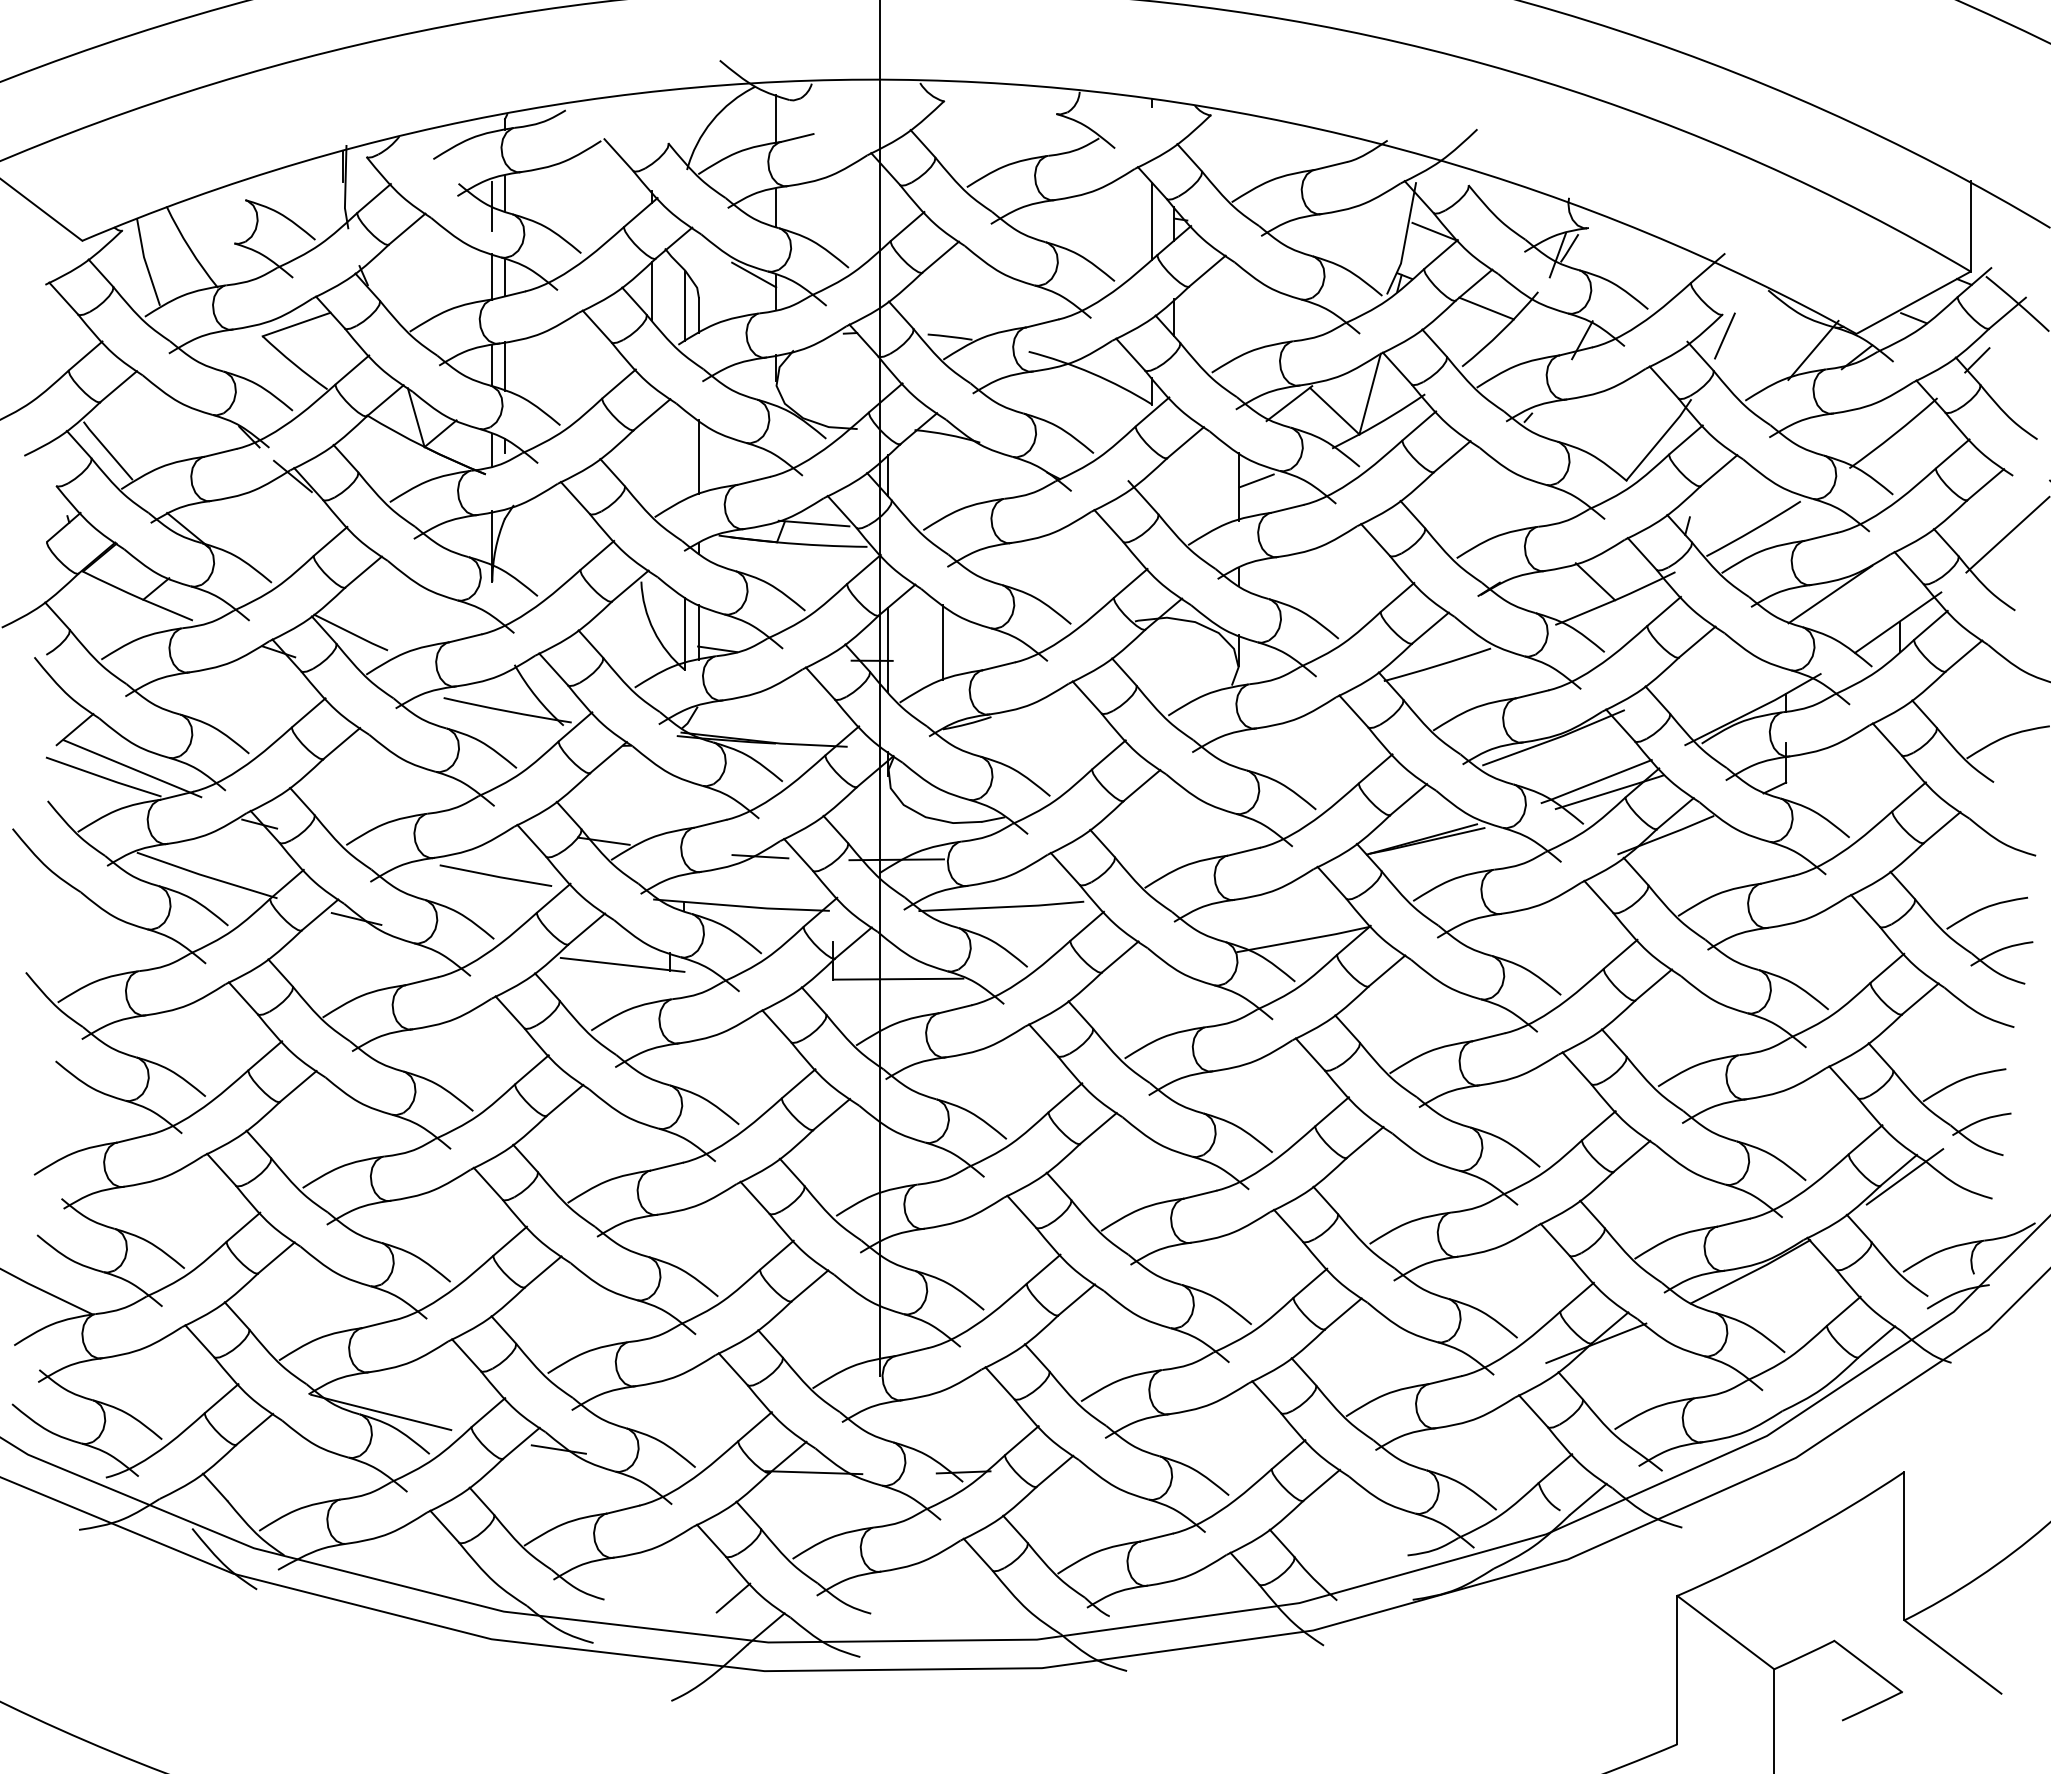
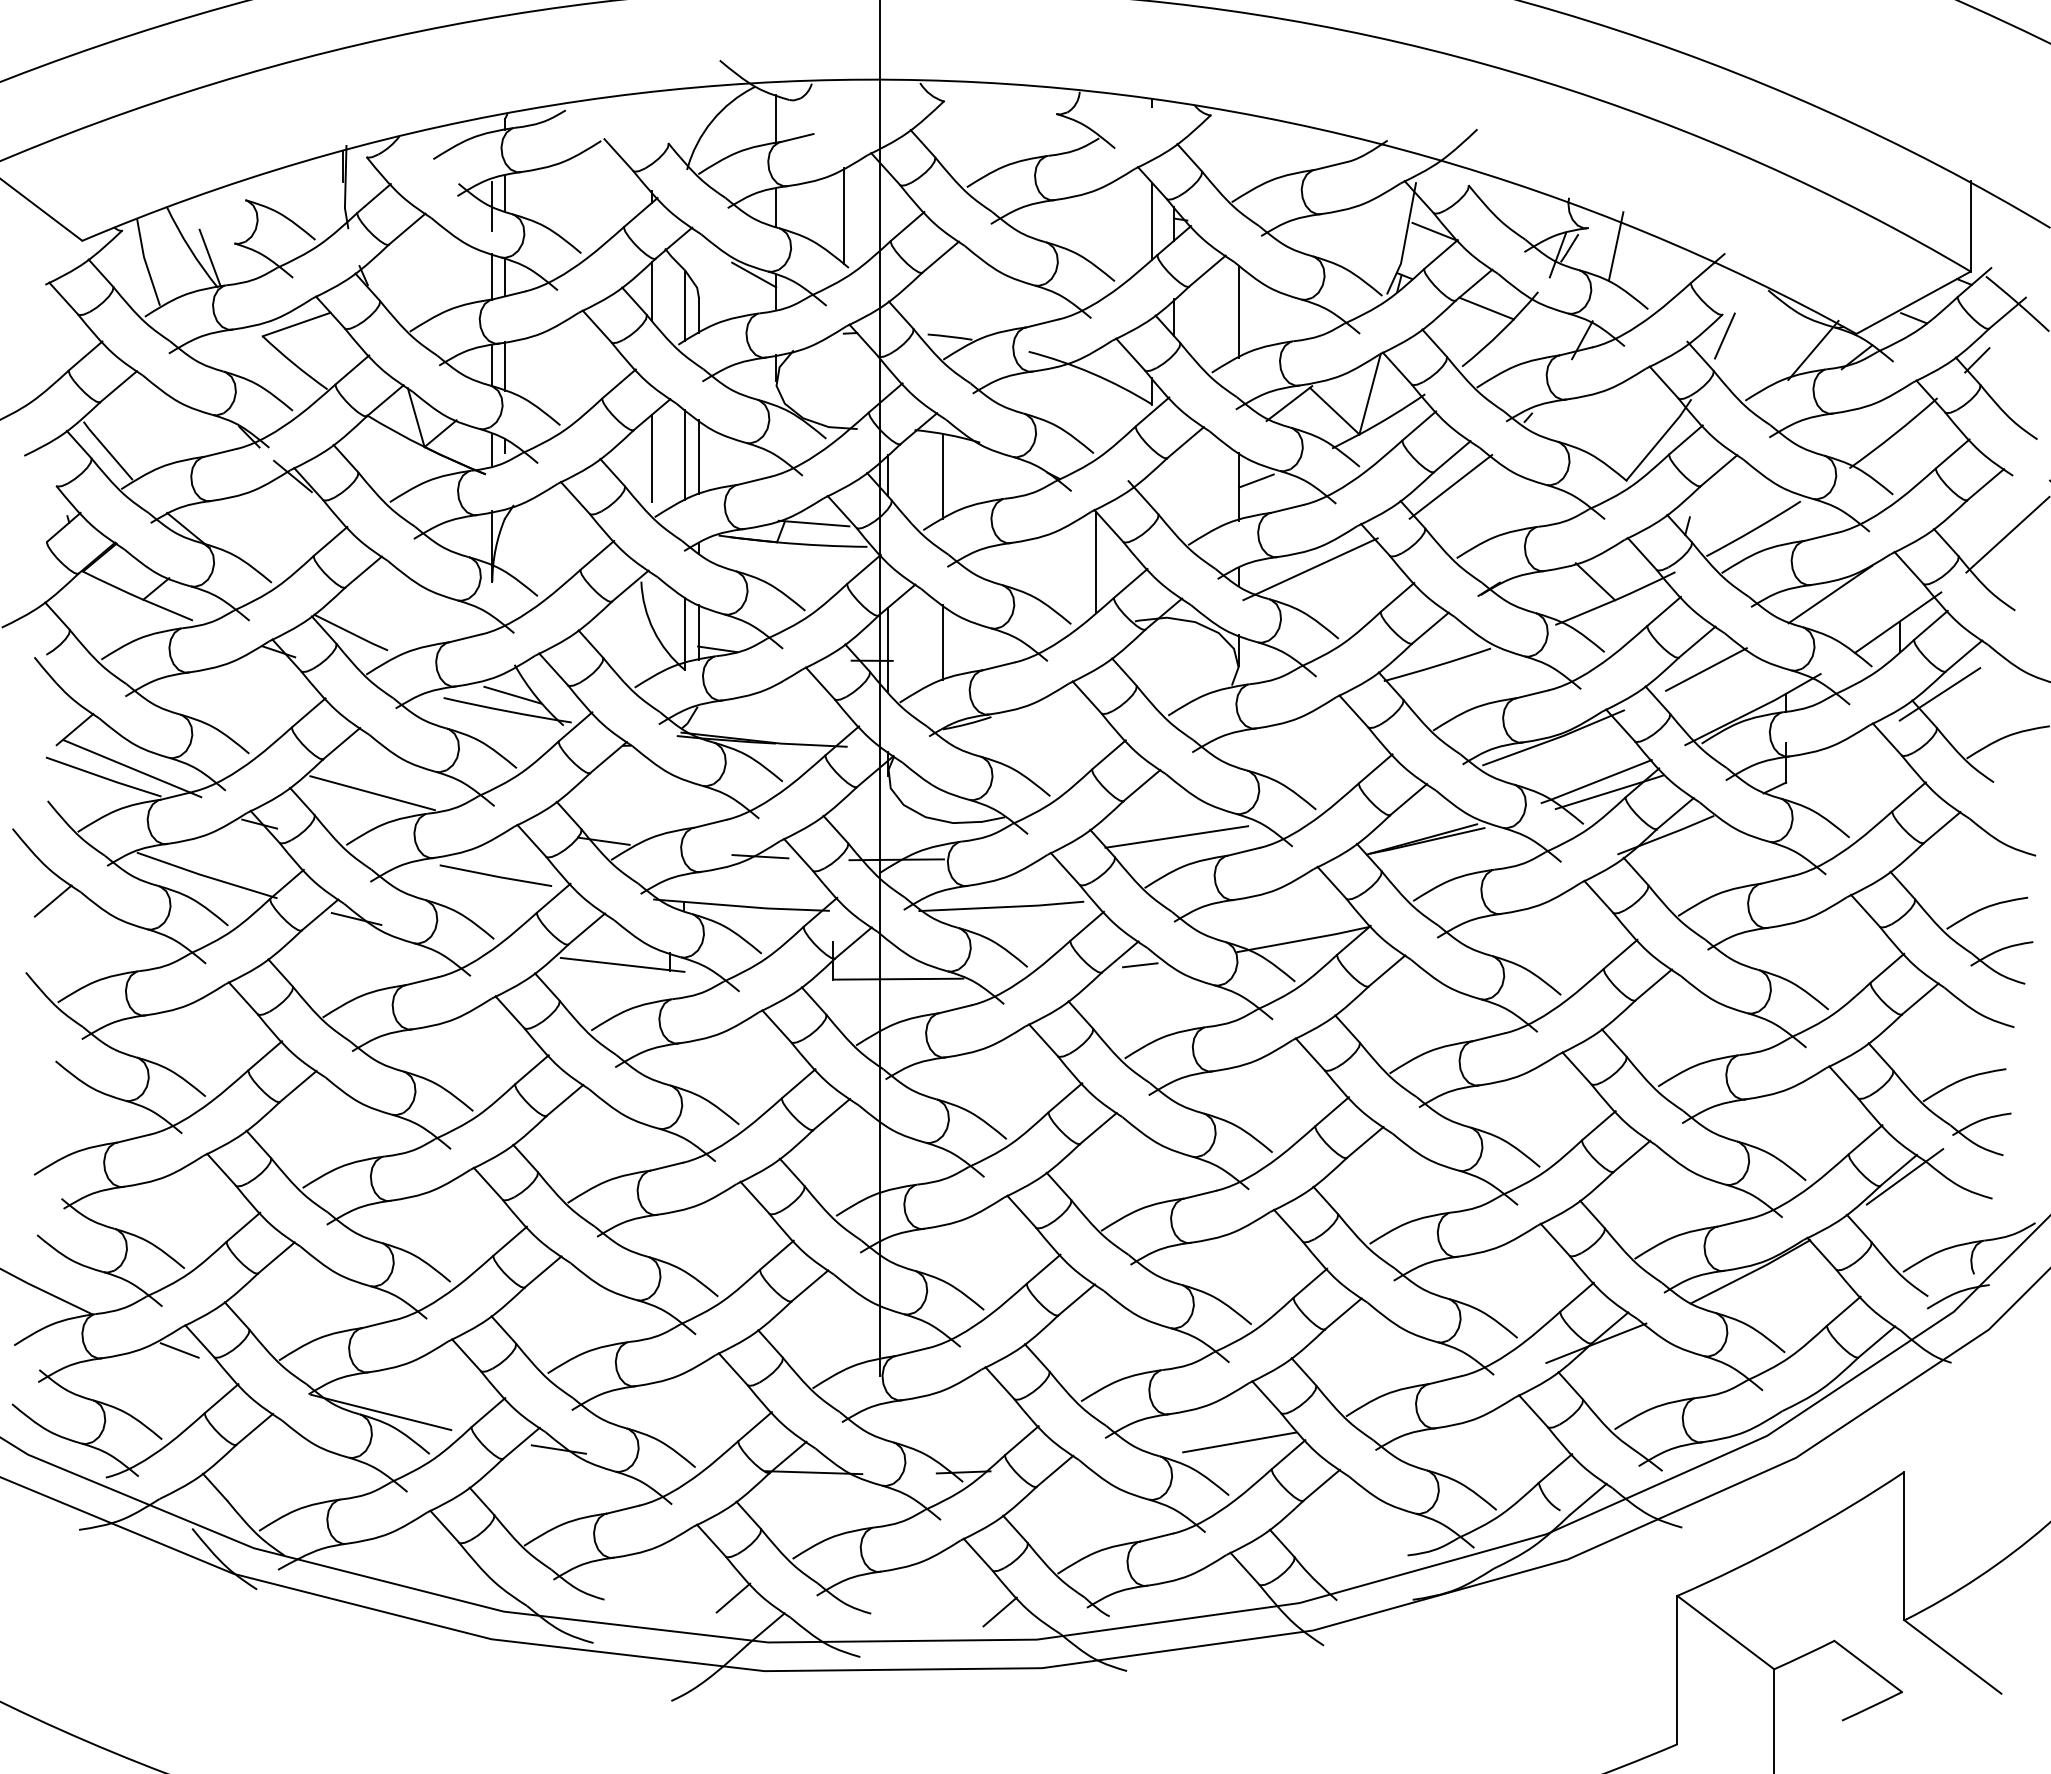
line: none -> present (843, 216)
line: none -> present (1615, 246)
line: none -> present (209, 257)
line: none -> present (1238, 311)
line: none -> present (685, 455)
line: none -> present (651, 458)
line: none -> present (942, 476)
line: none -> present (1450, 486)
line: none -> present (1096, 562)
line: none -> present (1310, 569)
line: none -> present (1706, 669)
line: none -> present (512, 694)
line: none -> present (1939, 694)
line: none -> present (372, 793)
line: none -> present (1176, 836)
line: none -> present (52, 900)
line: none -> present (1140, 965)
line: none -> present (179, 1350)
line: none -> present (1239, 1442)
line: none -> present (999, 1611)
